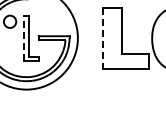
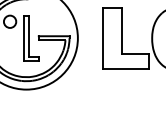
line: dashed -> solid (24, 38)
line: dashed -> solid (103, 38)
